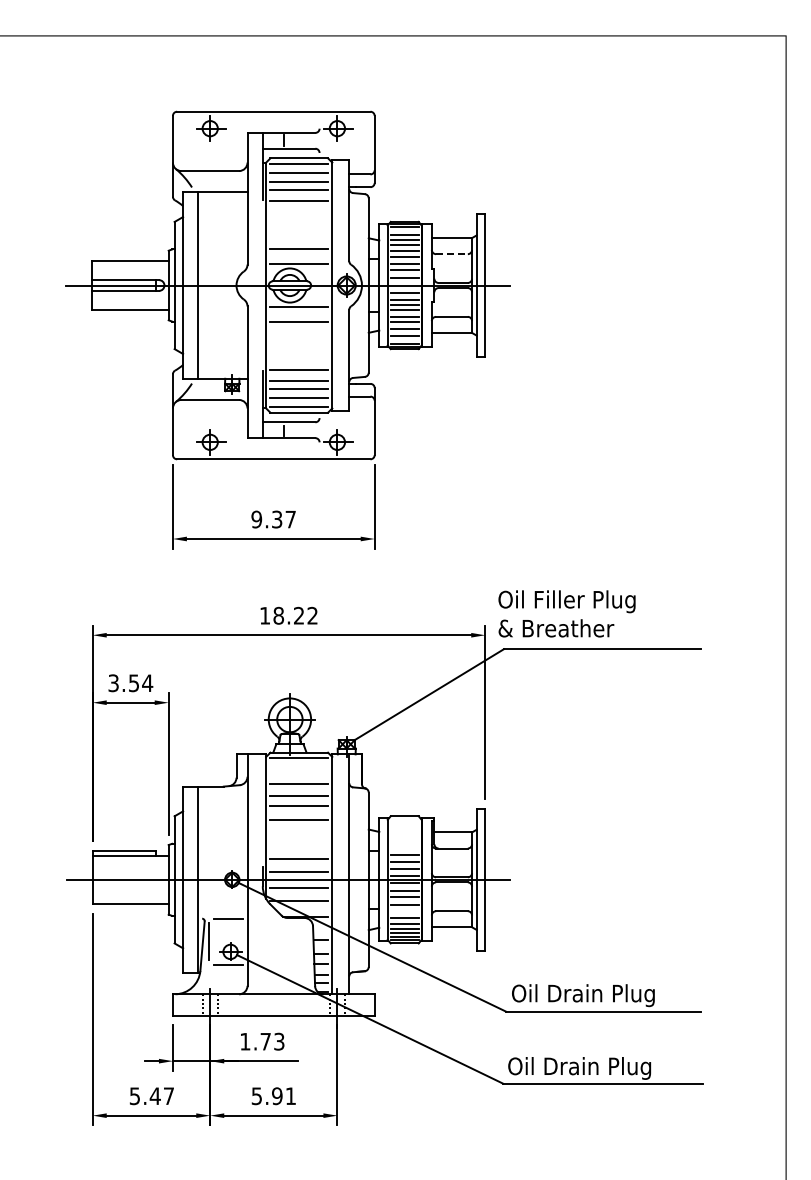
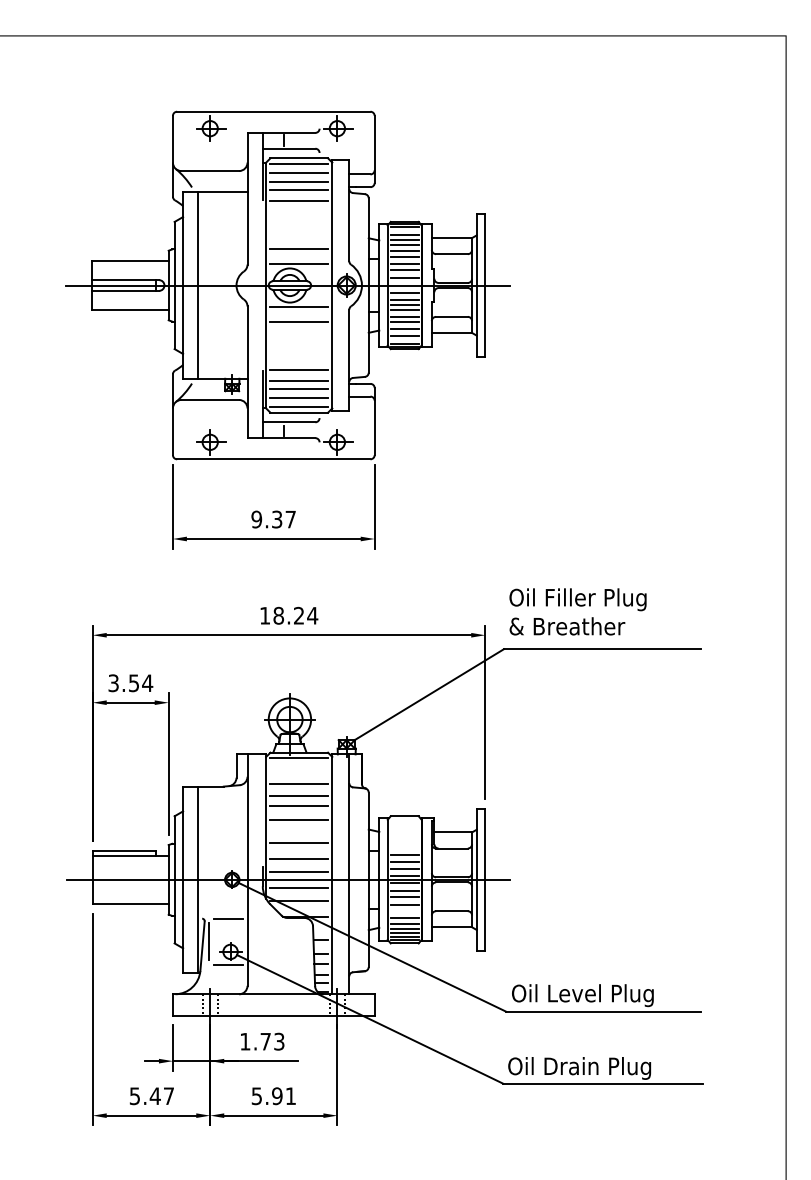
line: dashed -> solid (451, 254)
text position: (566, 613) -> (577, 611) (577, 611)
text: 18.22 -> 18.24 (312, 615)
line: none -> present (299, 843)
text: Oil Drain Plug -> Oil Level Plug (602, 995)
